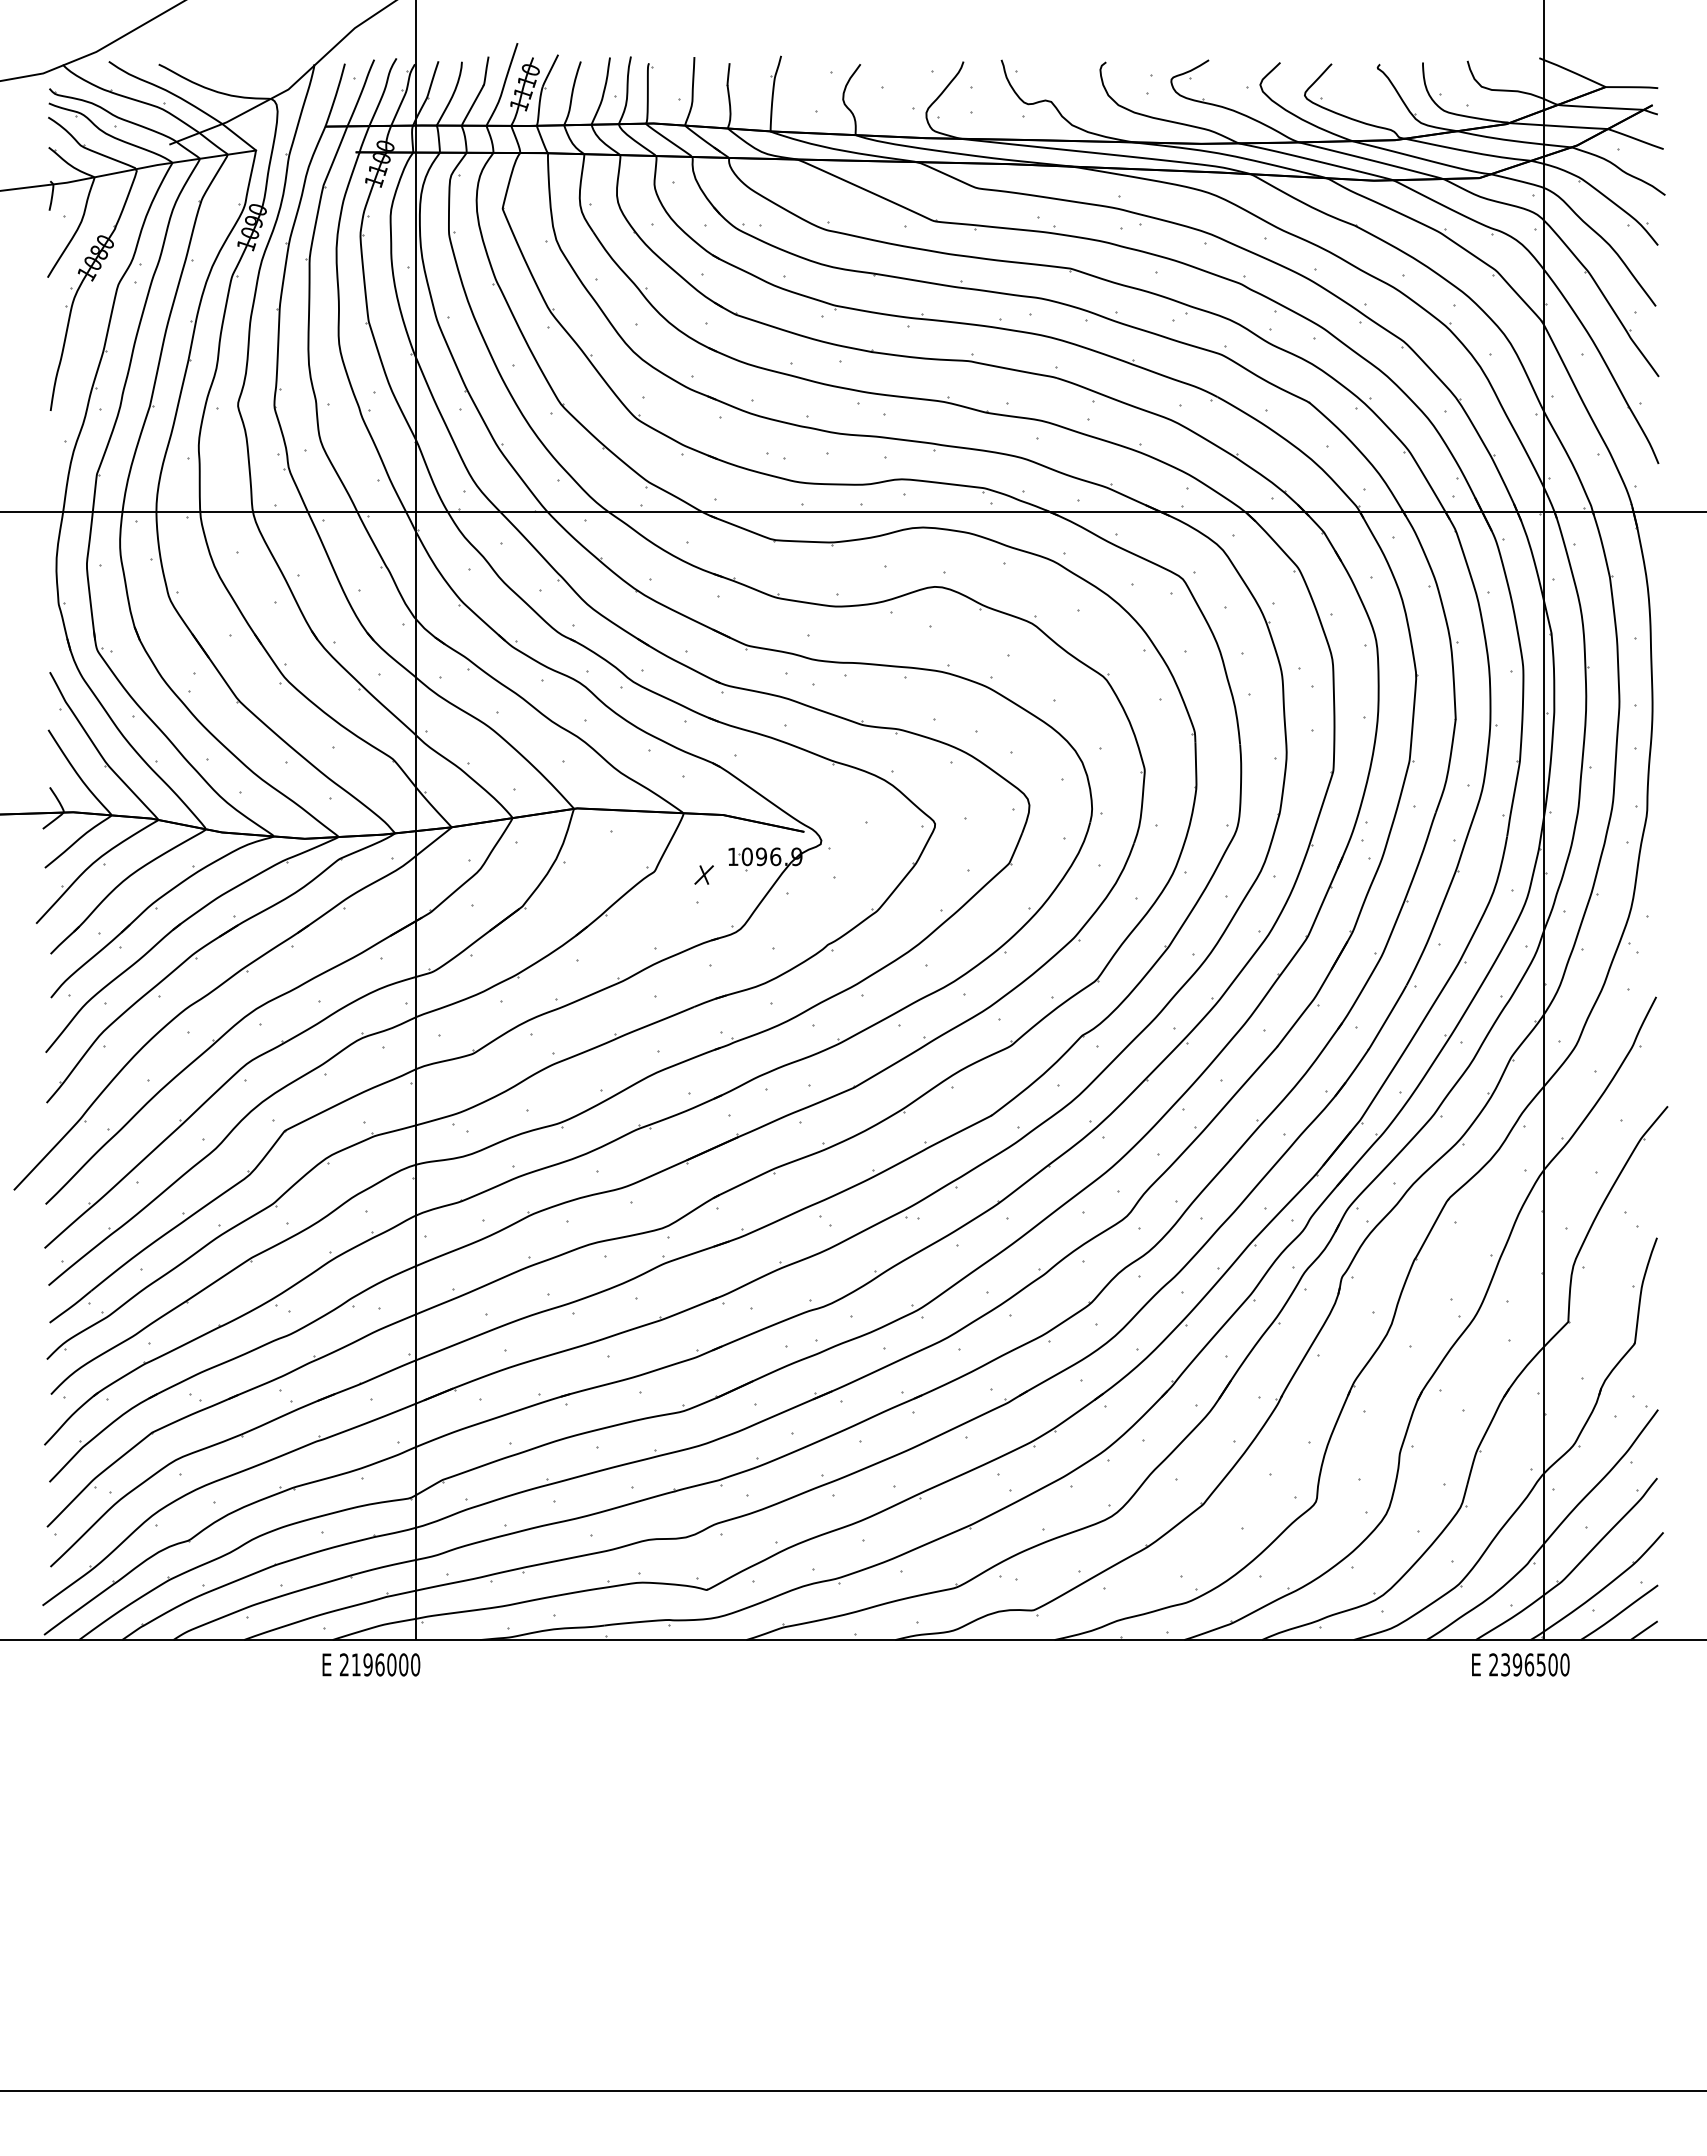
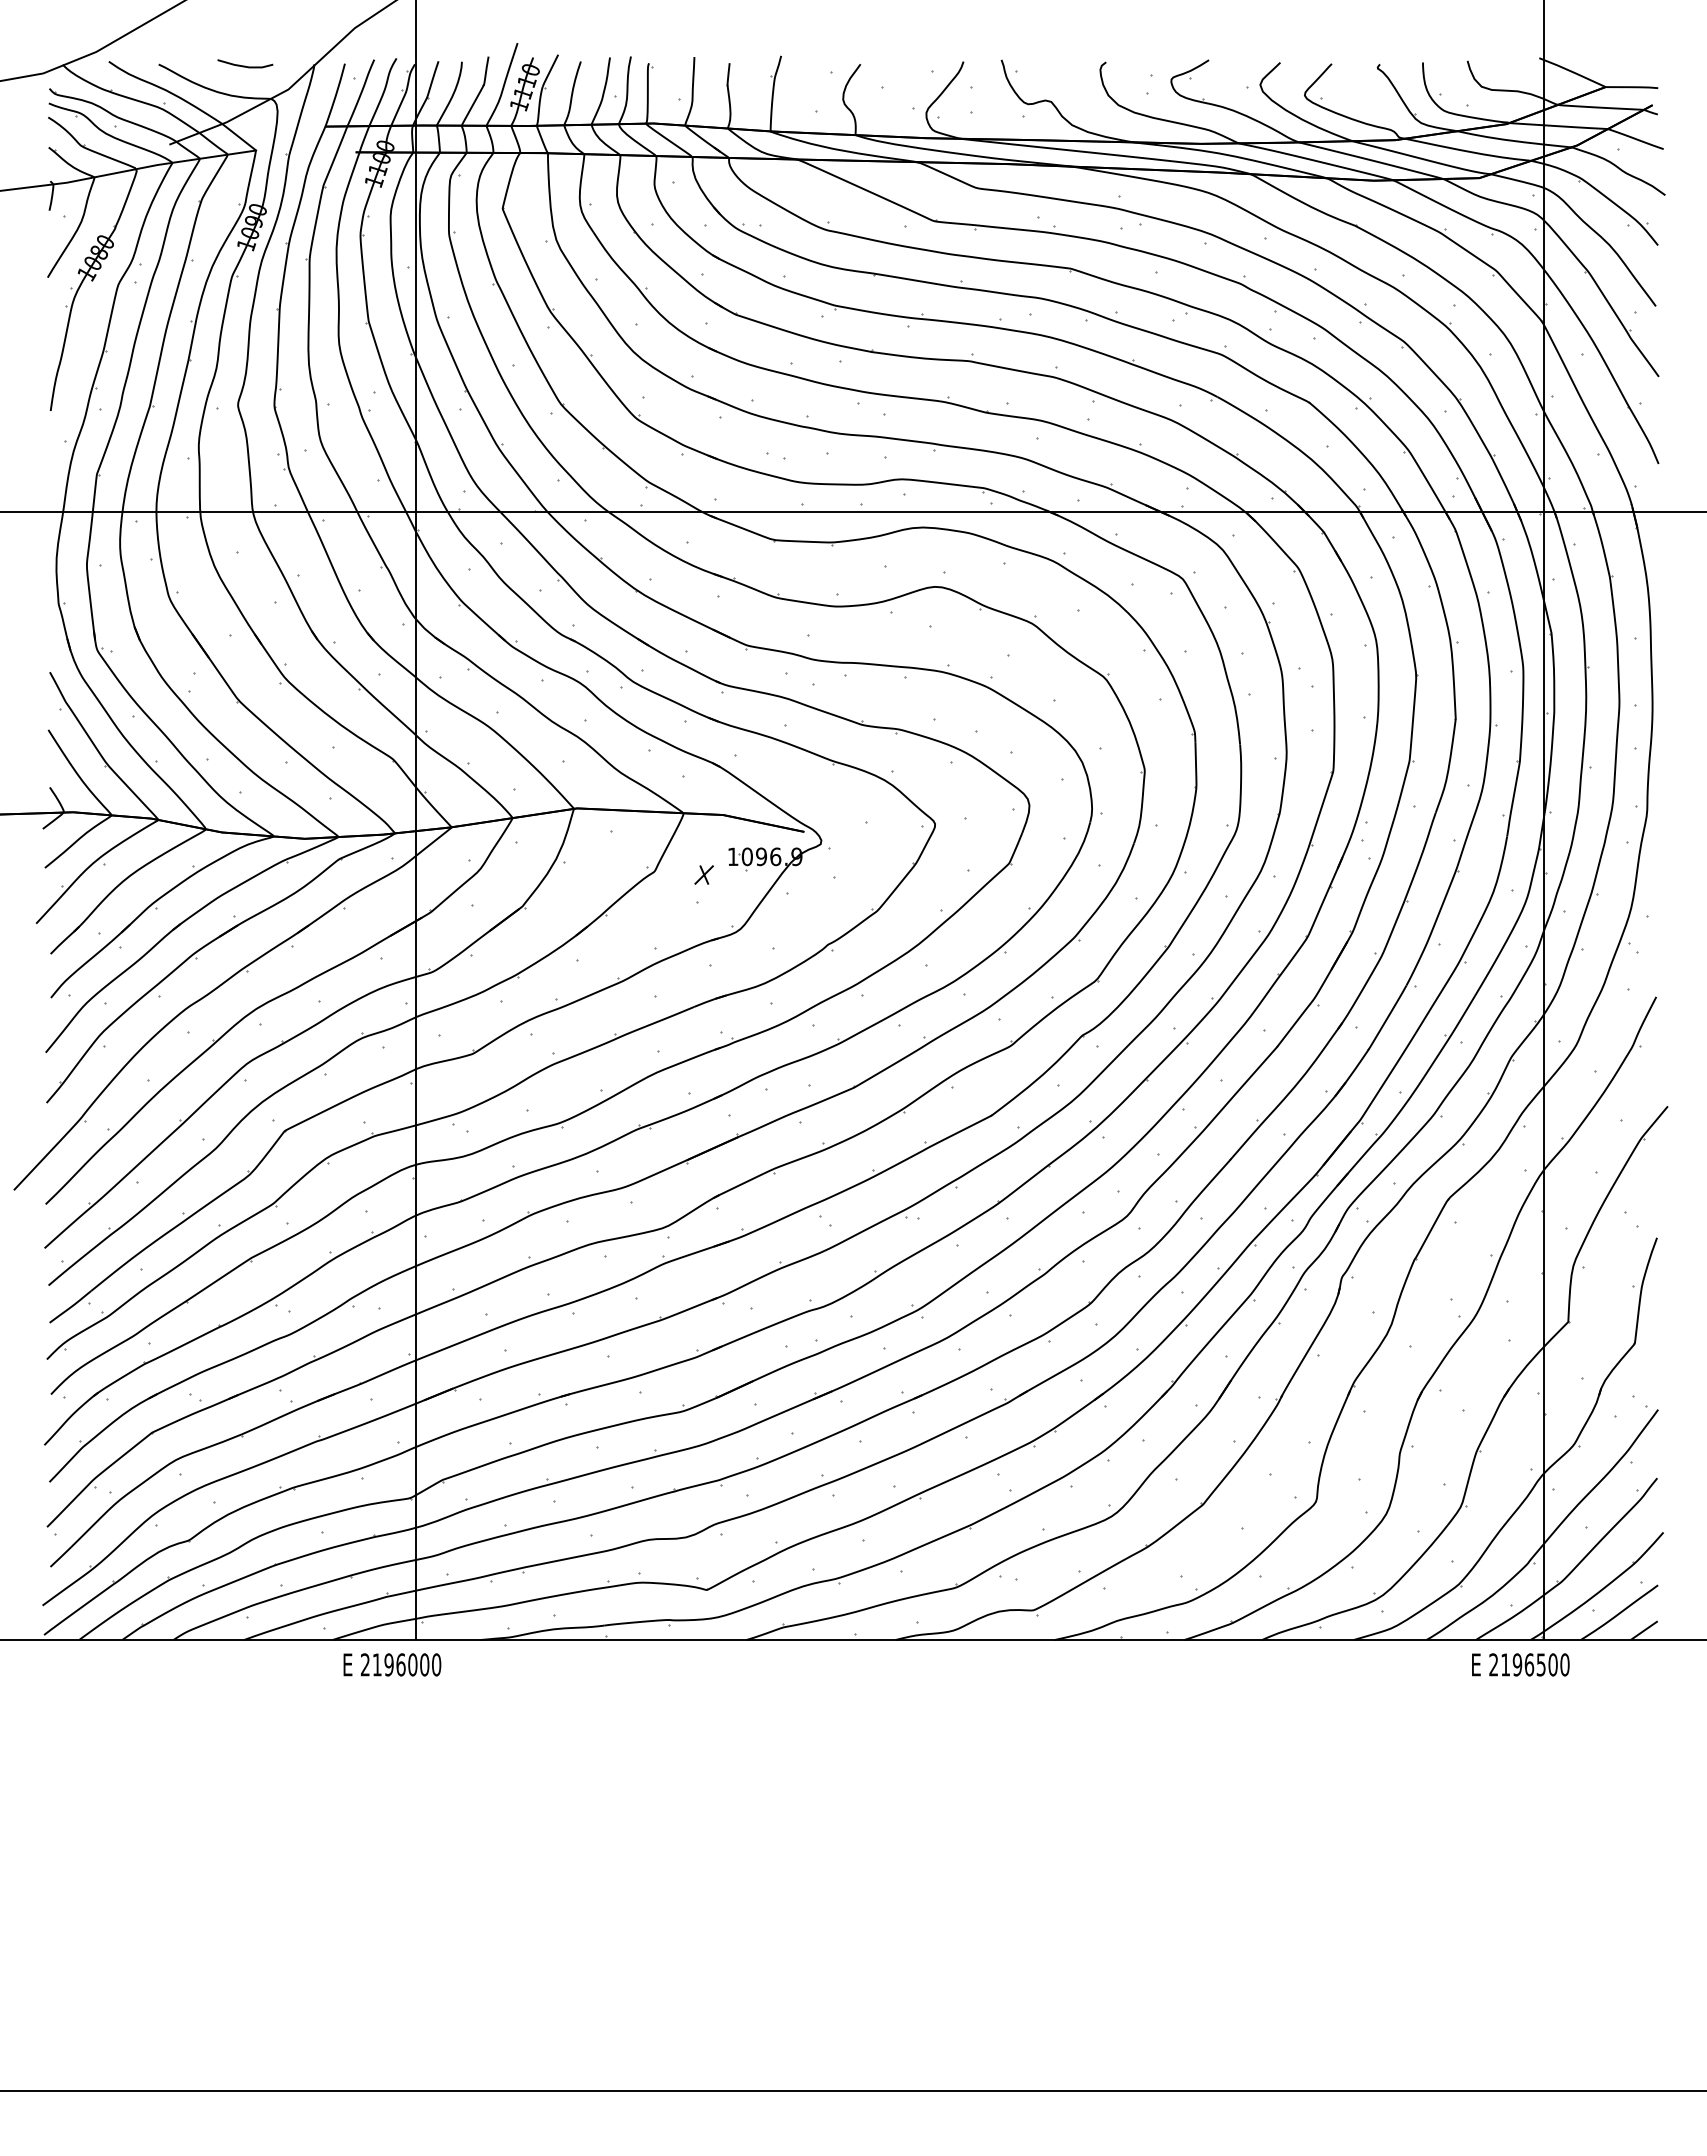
line: none -> present (245, 65)
text position: (371, 1664) -> (392, 1664) (392, 1664)
text: 2396500 -> 2196500 (1505, 1664)
